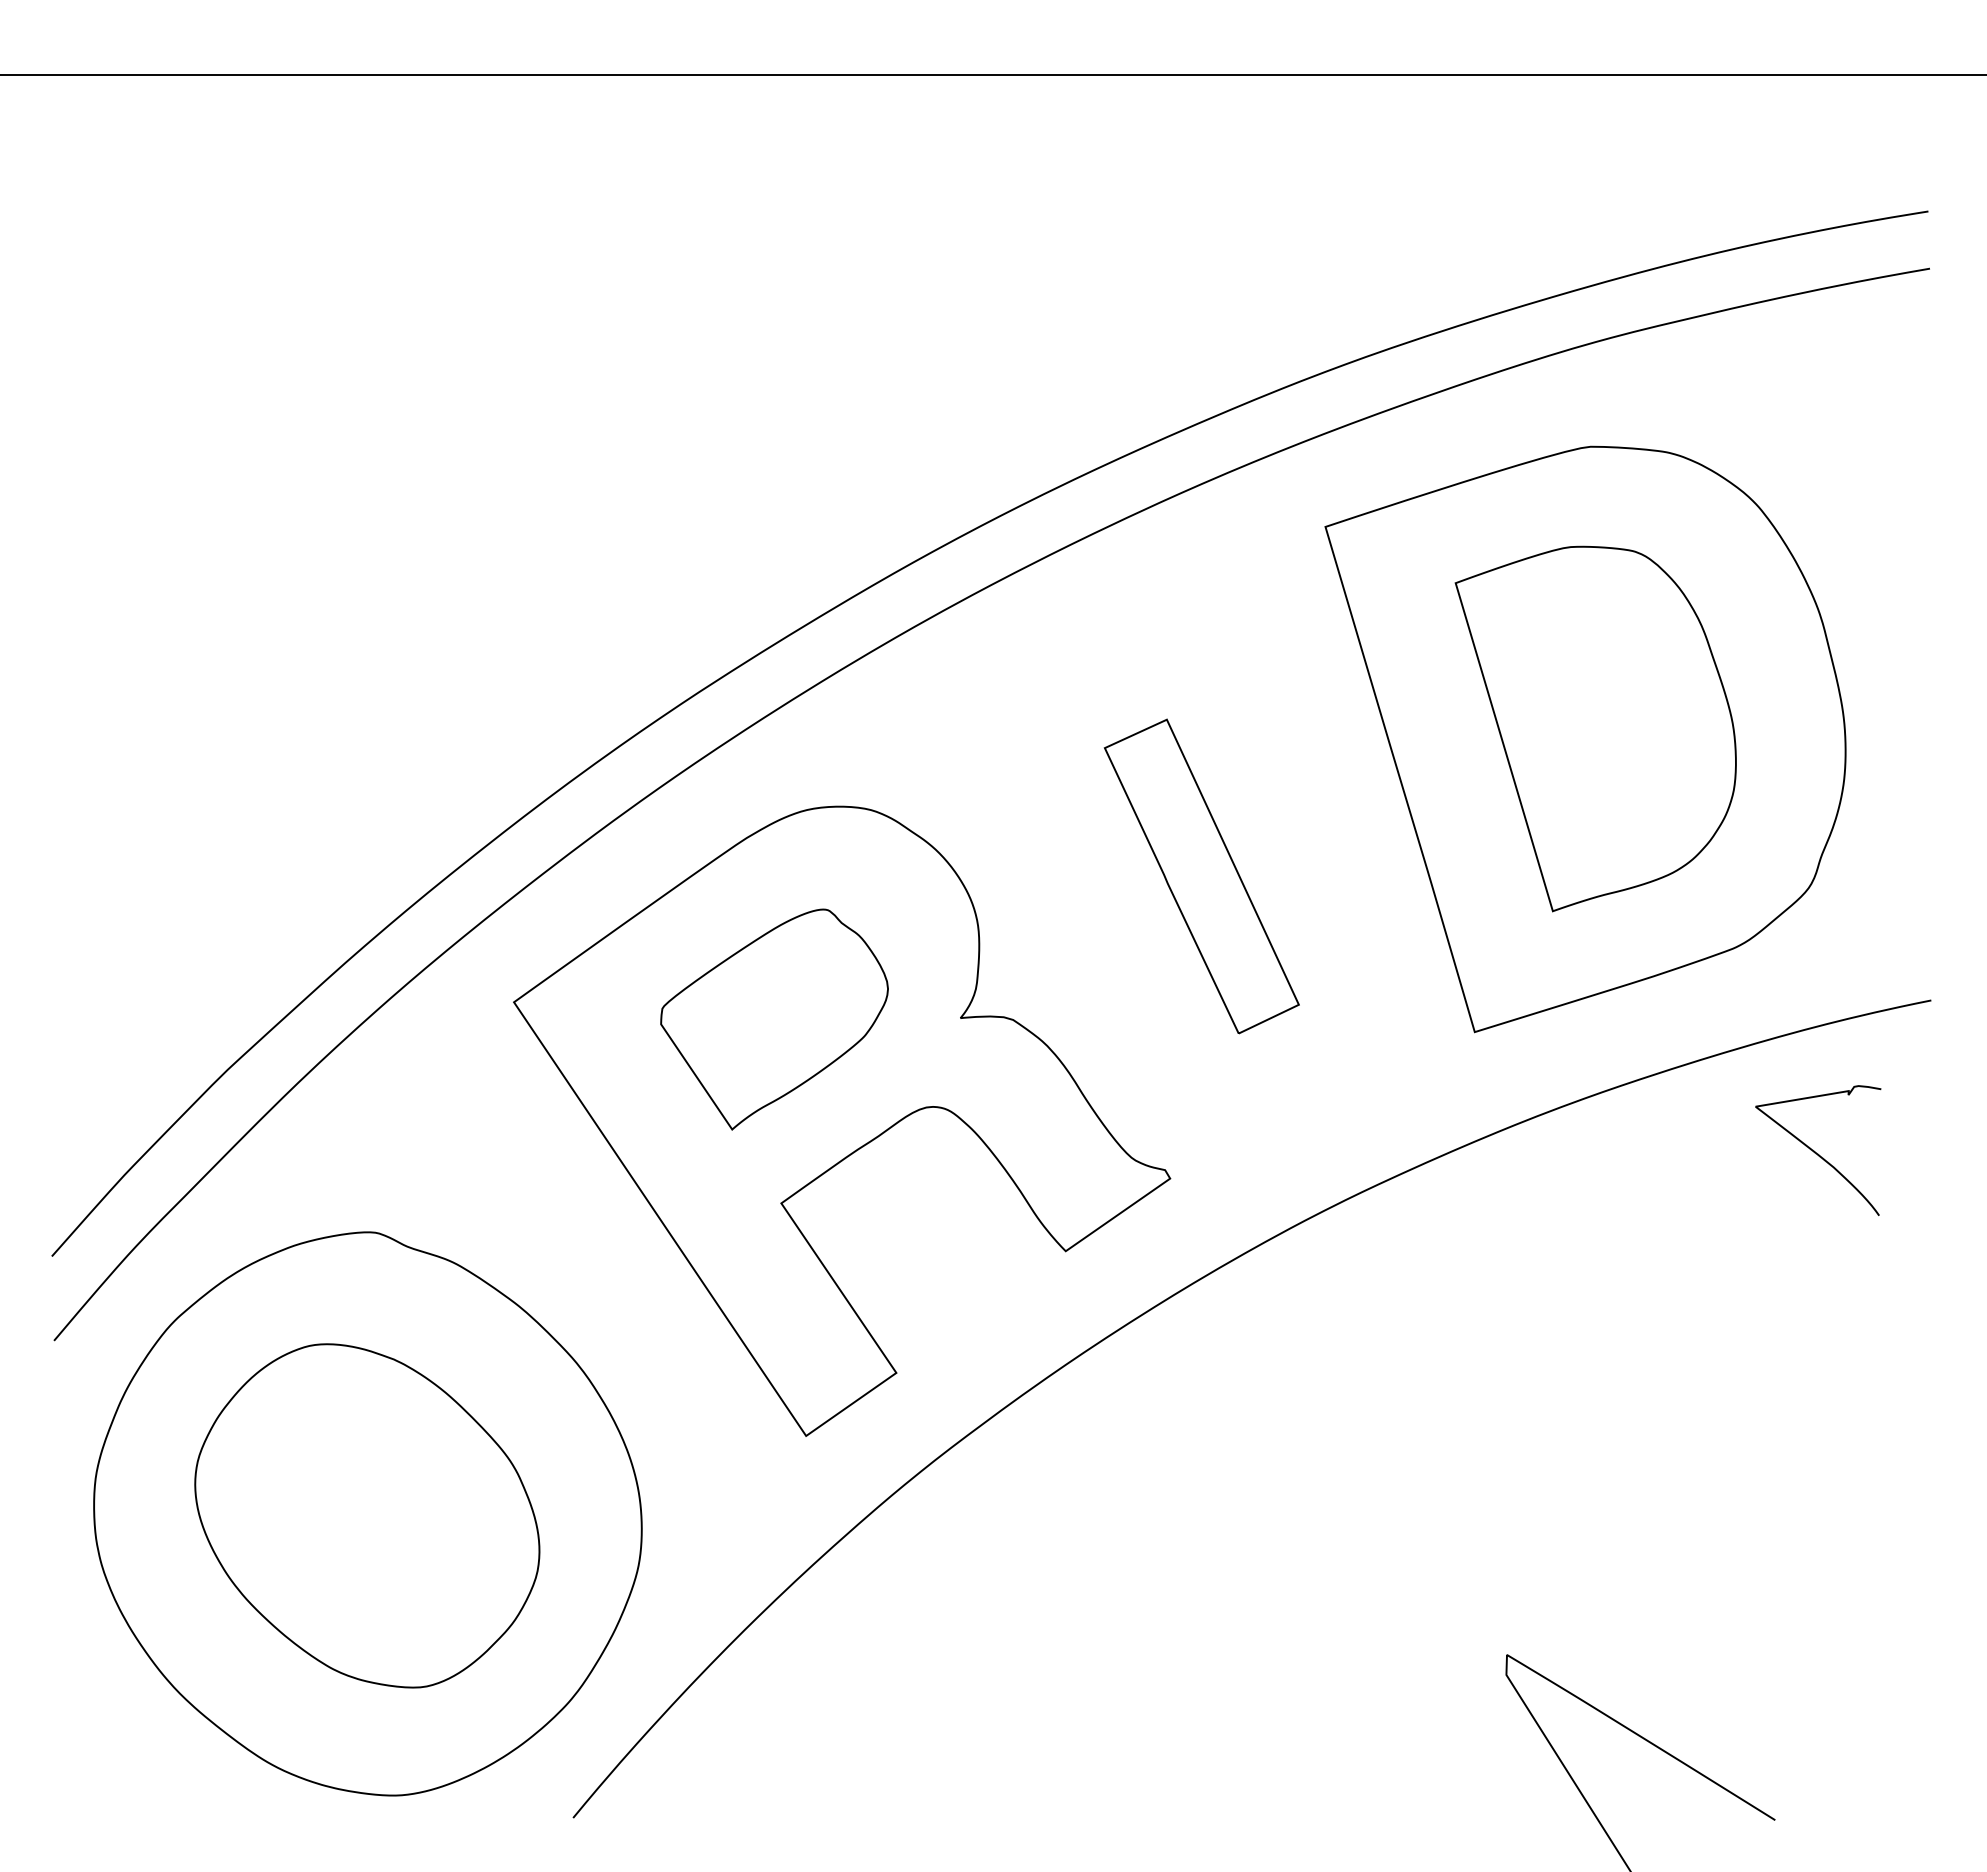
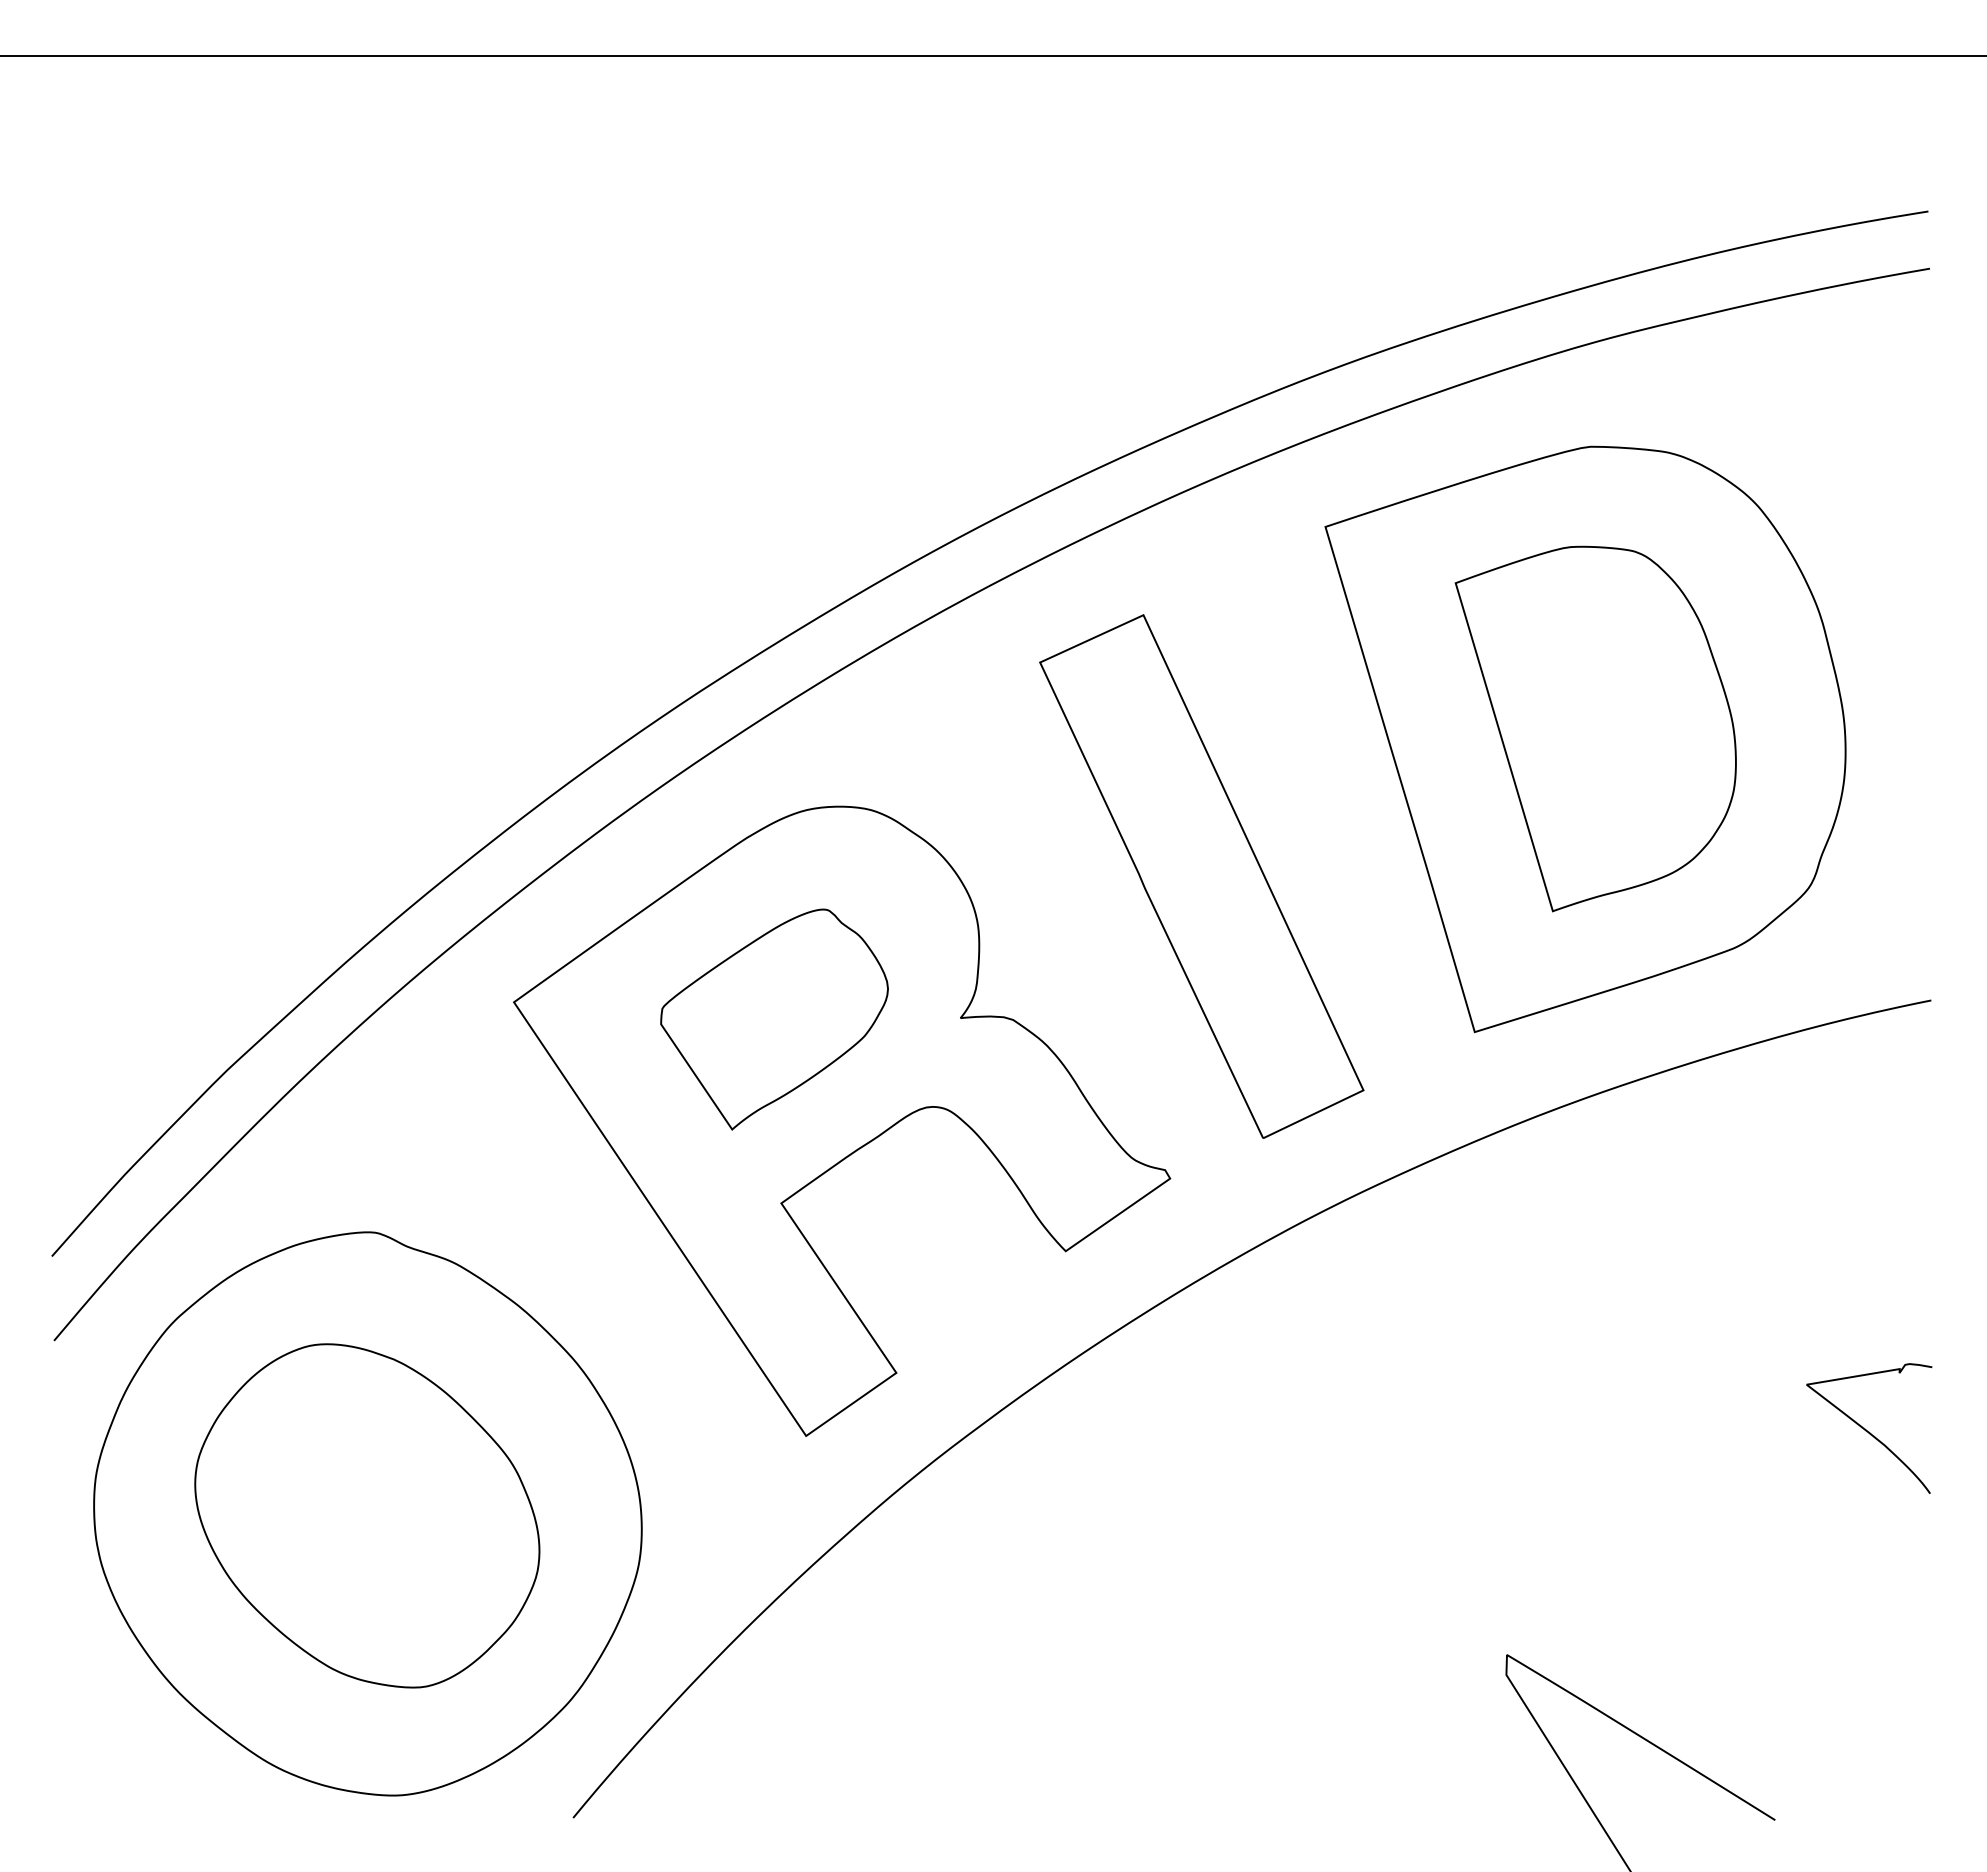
line position: (992, 75) -> (992, 56) (992, 56)
part size: 197x317 px -> 326x525 px (1201, 876)
curve position: (1816, 1152) -> (1867, 1430) (1867, 1430)
